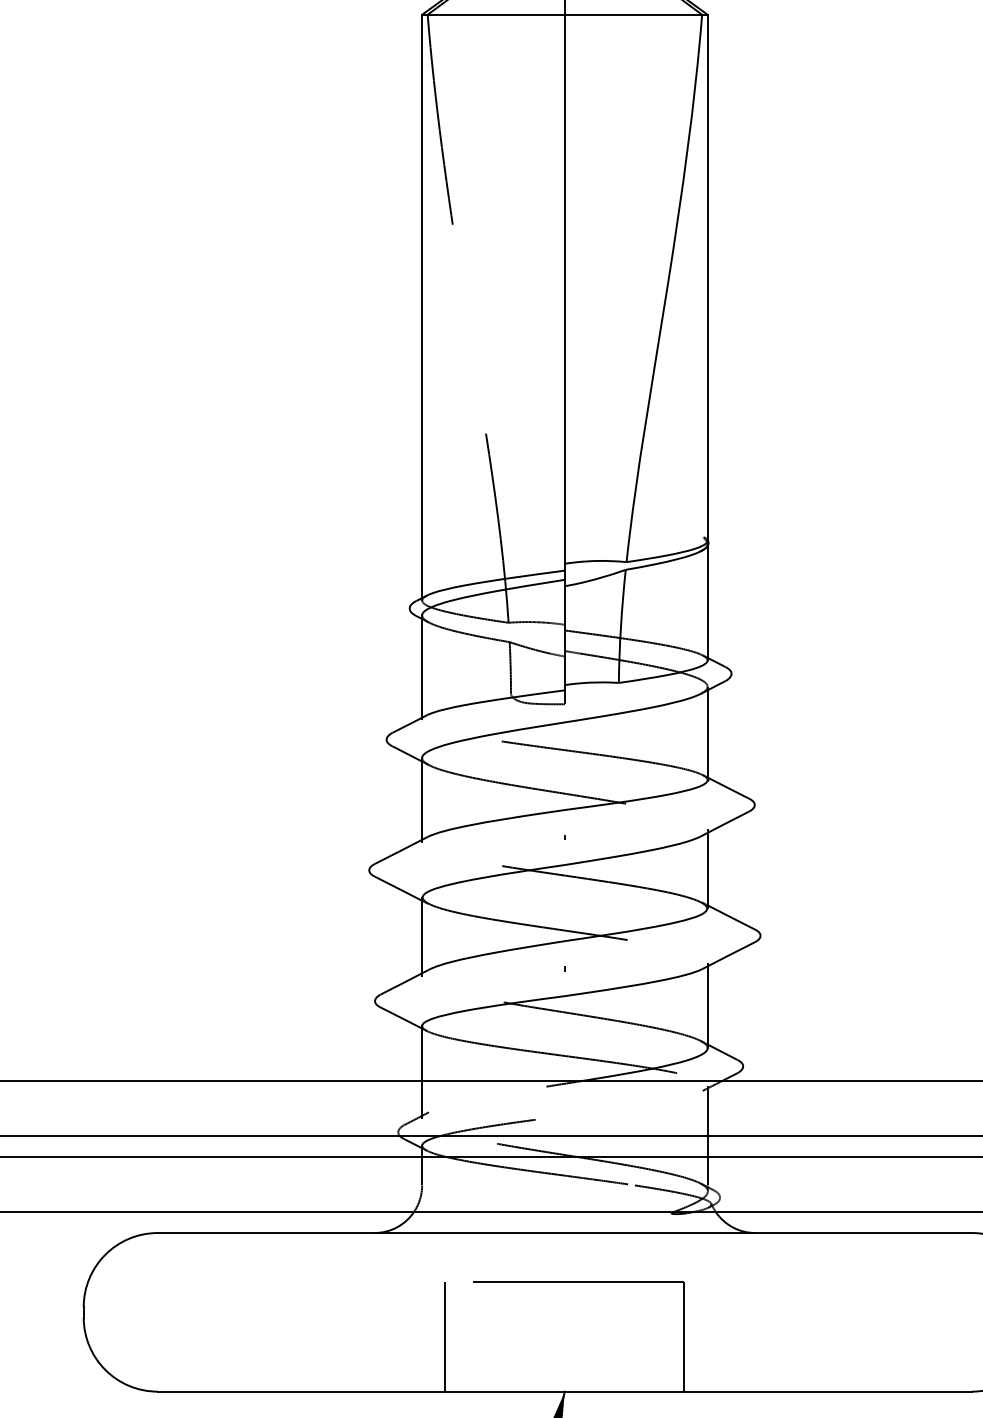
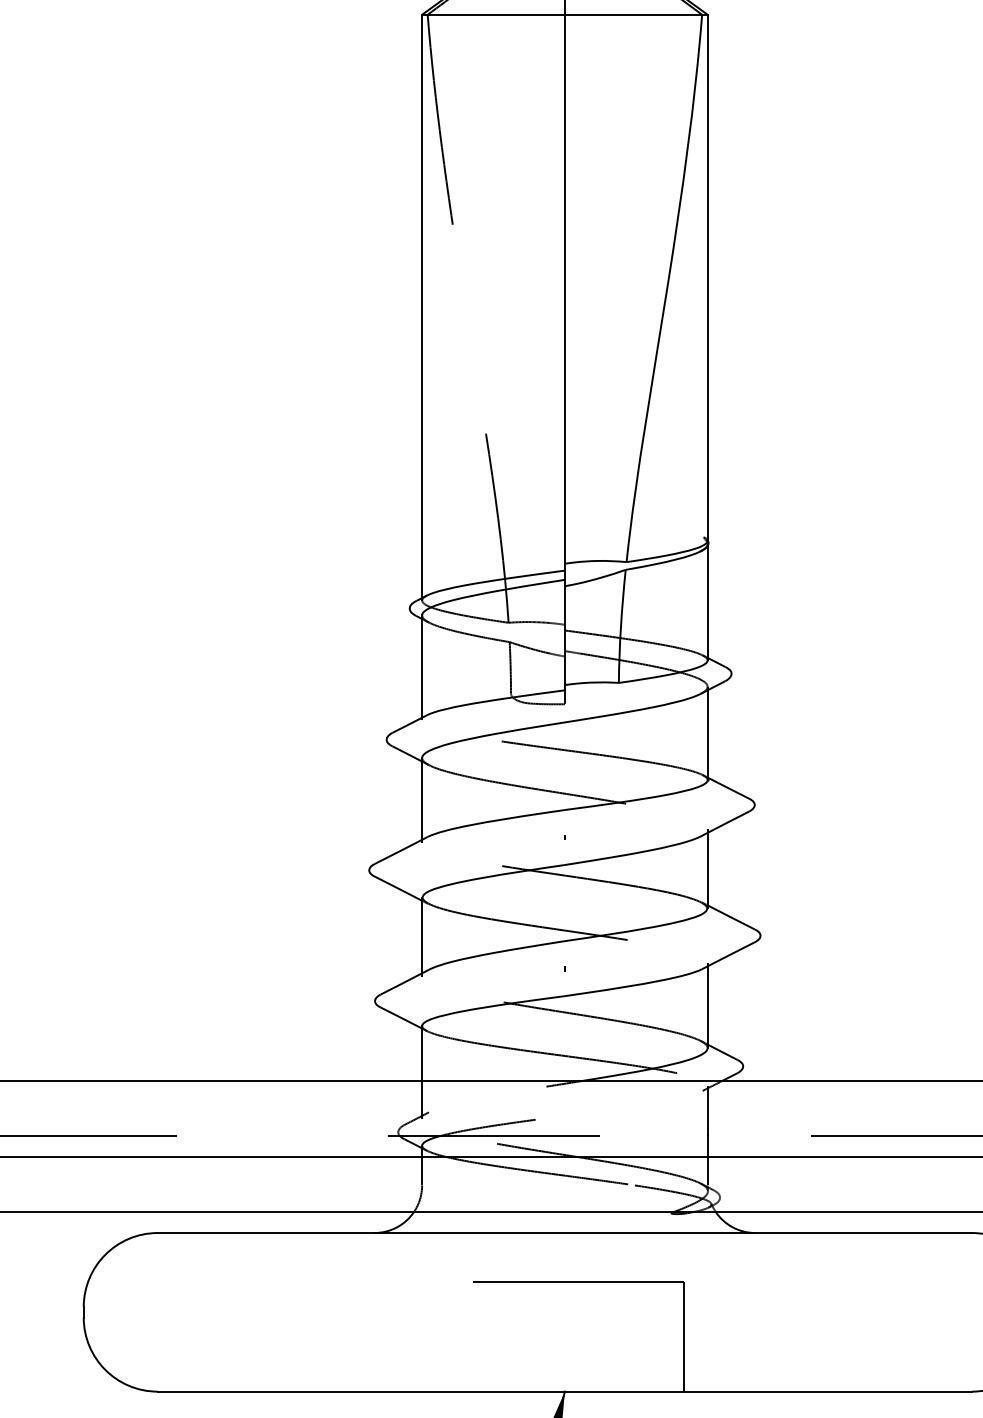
line: solid -> dashed (492, 1135)
line: present -> none (445, 1336)
